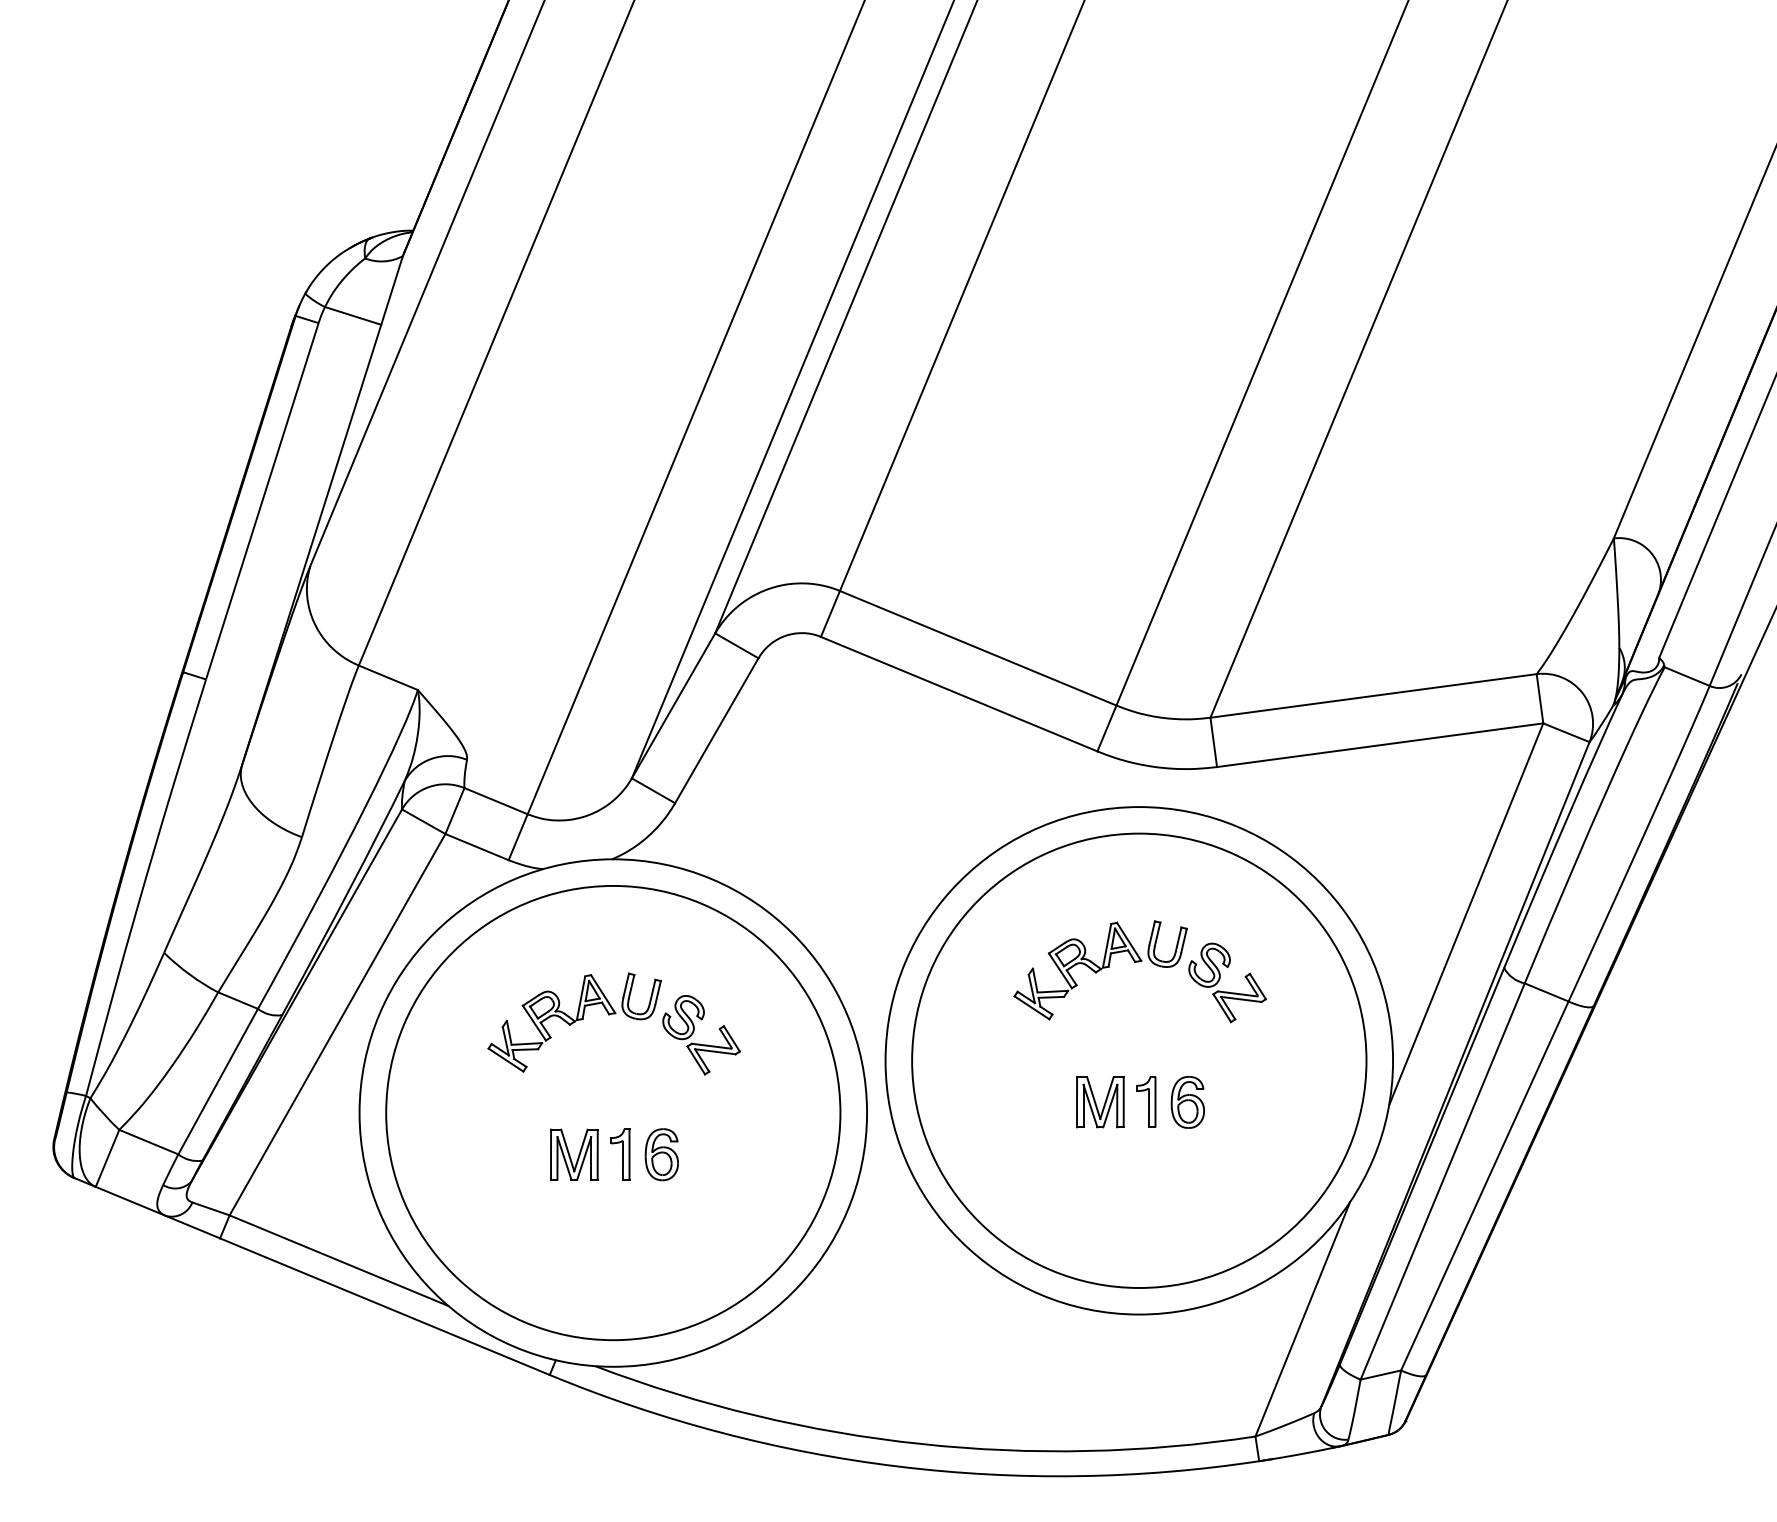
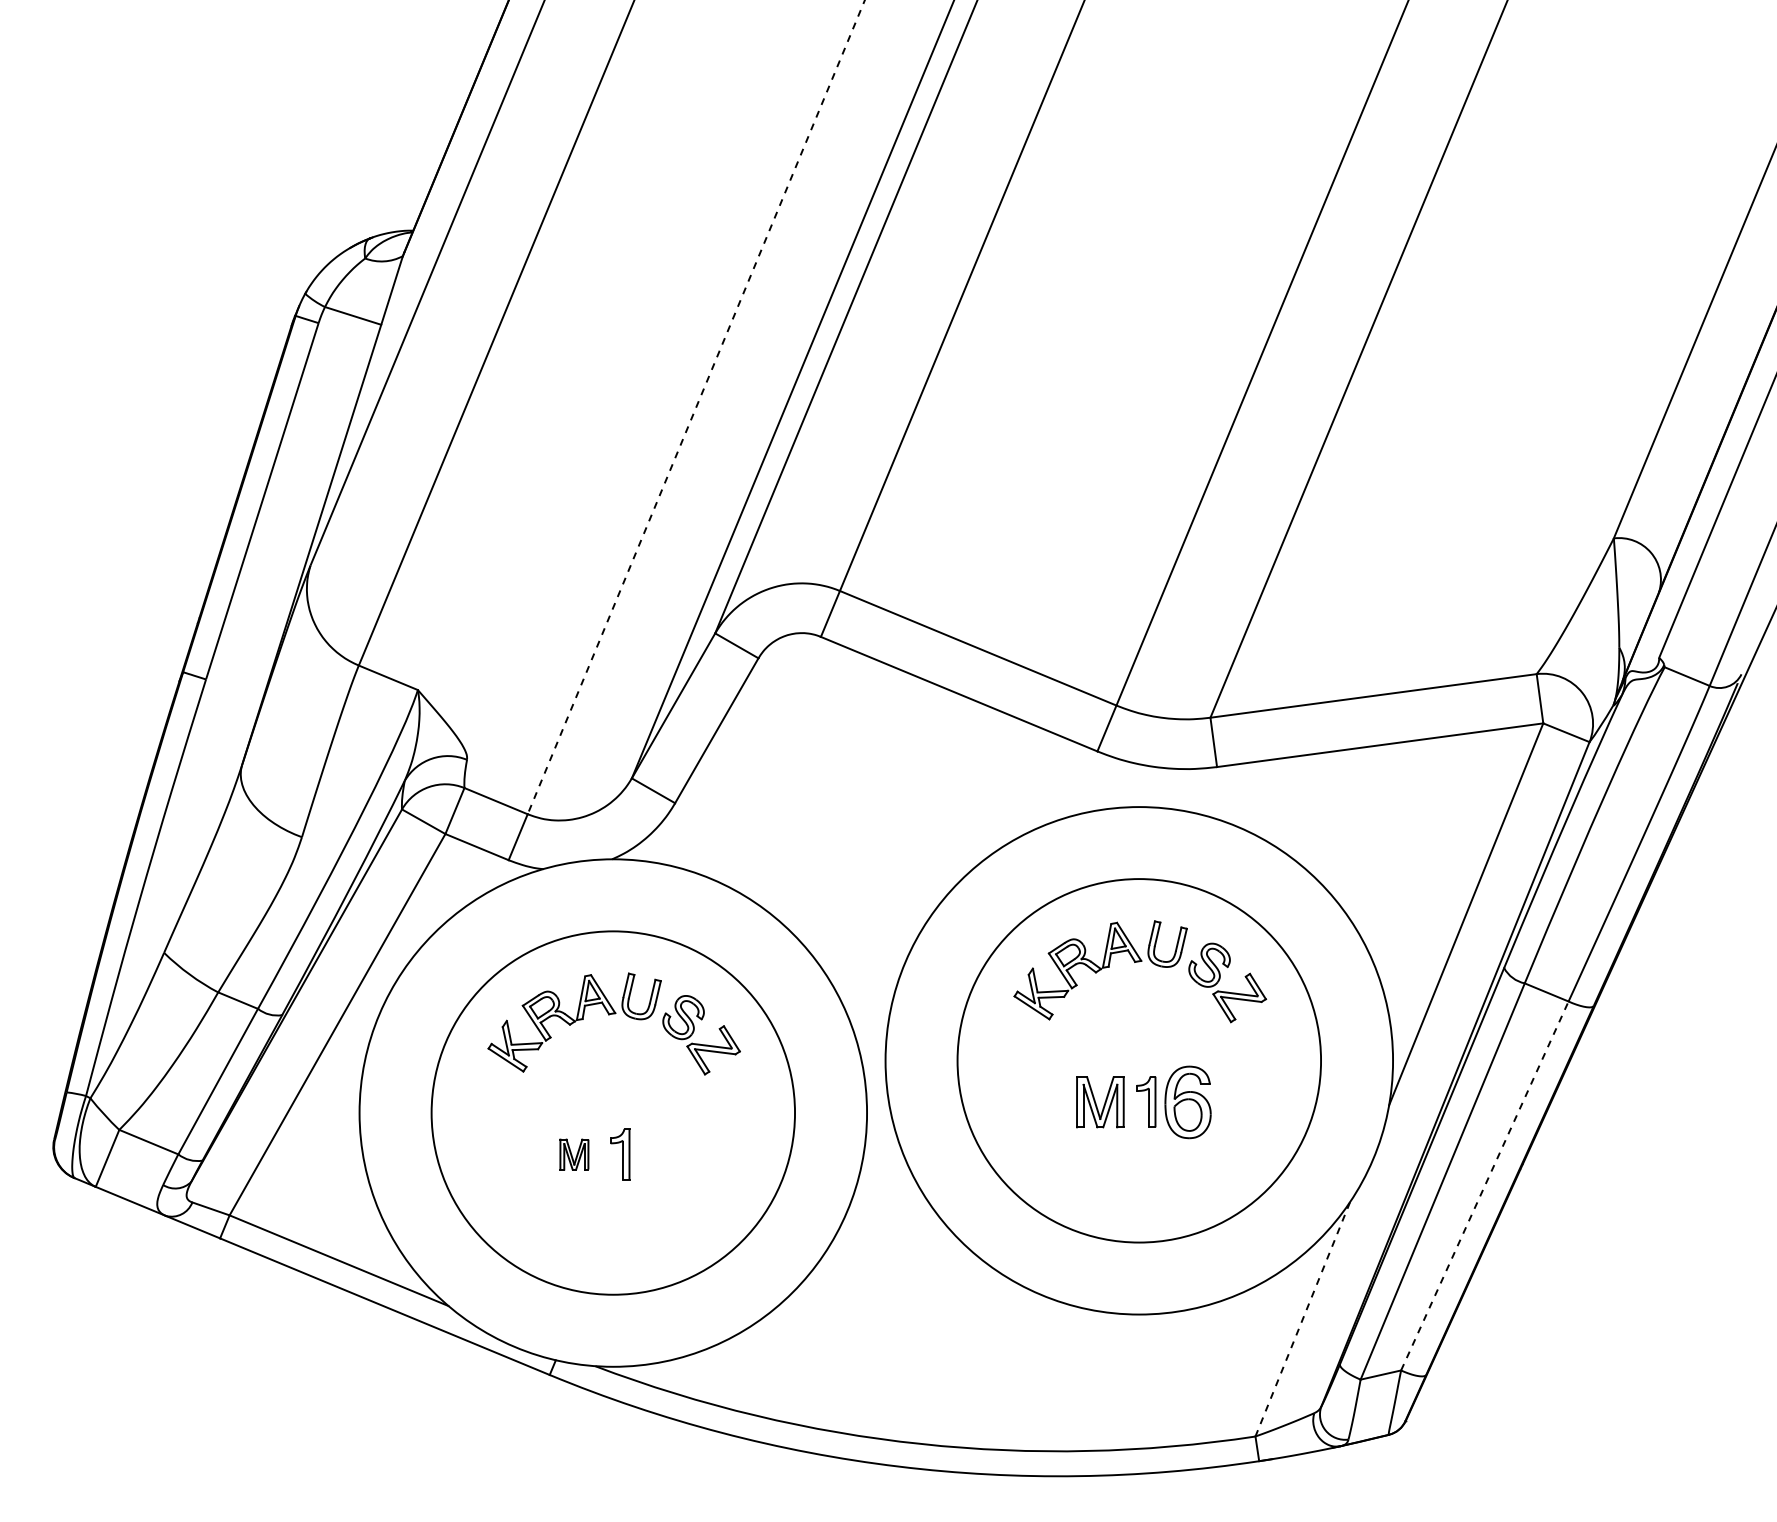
line: solid -> dashed (696, 407)
circle diameter: 454 px -> 363 px (1139, 1060)
part size: 35x53 px -> 48x75 px (1187, 1102)
circle diameter: 454 px -> 363 px (613, 1112)
part size: 49x53 px -> 31x33 px (574, 1154)
part: present -> none (661, 1154)
line: solid -> dashed (1484, 1185)
line: solid -> dashed (1302, 1319)
